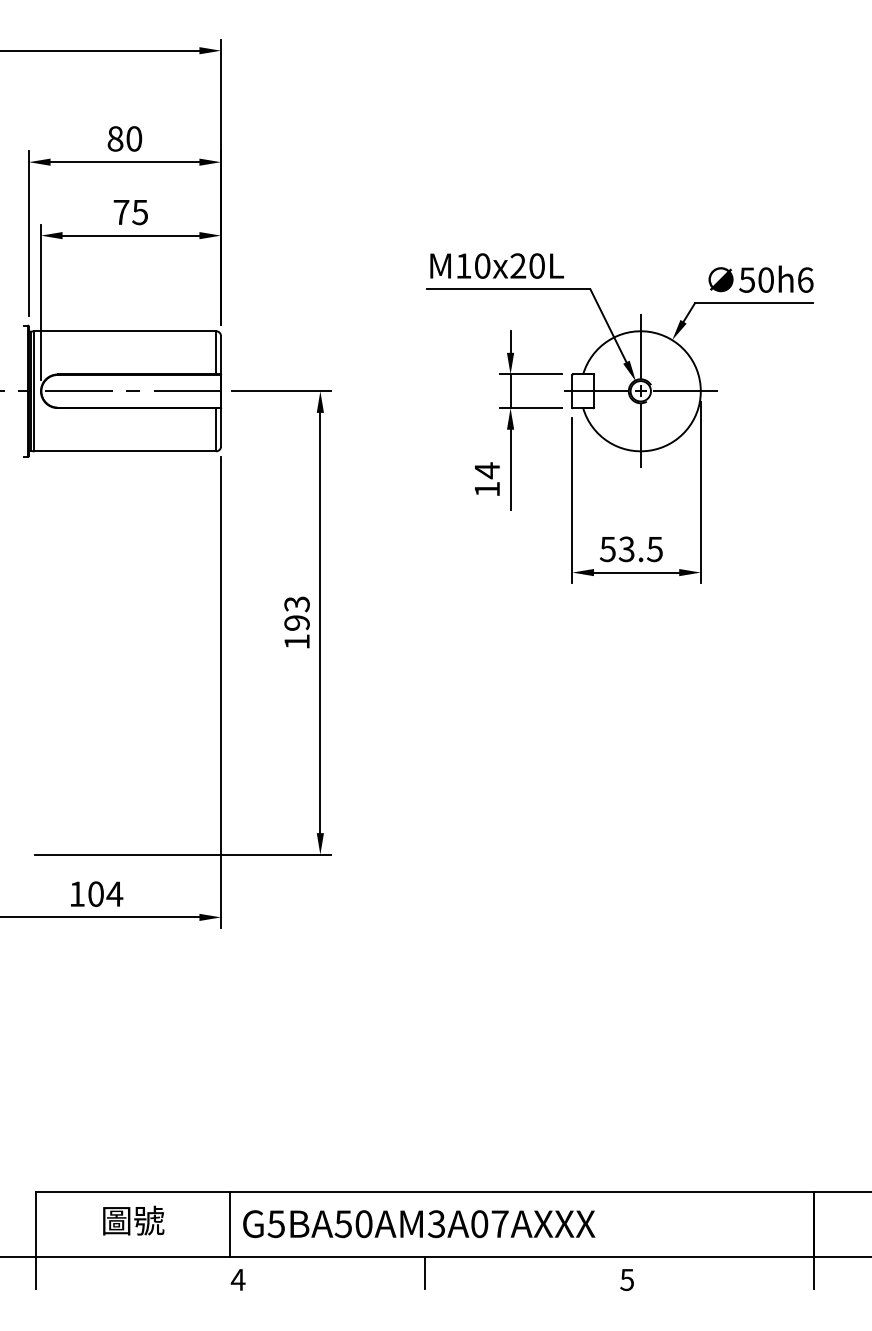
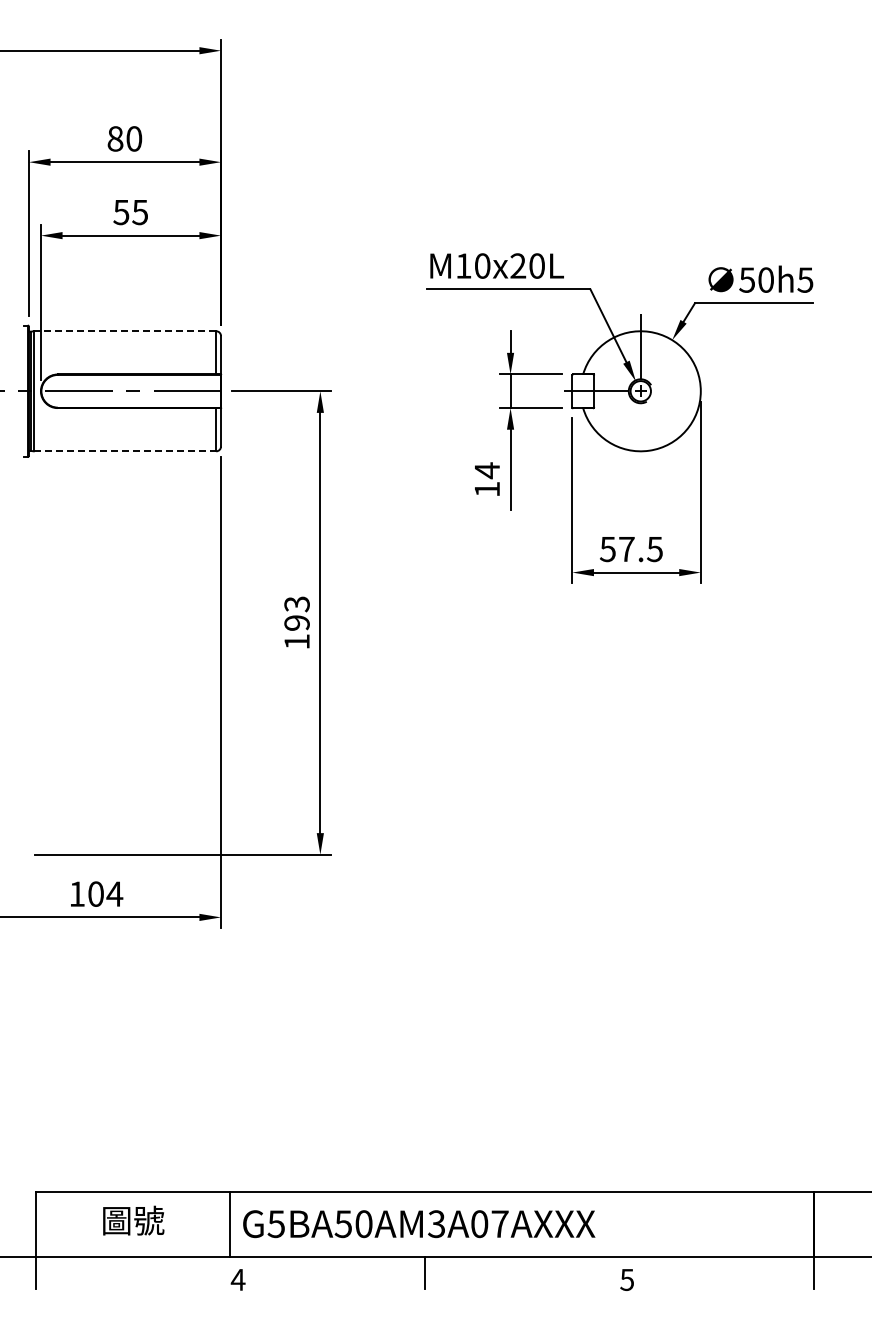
text: 75 -> 55 (121, 212)
text: 50h6 -> 50h5 (805, 279)
line: solid -> dashed (124, 331)
line: present -> none (684, 391)
line: present -> none (640, 435)
line: solid -> dashed (125, 451)
text: 53.5 -> 57.5 (626, 549)
